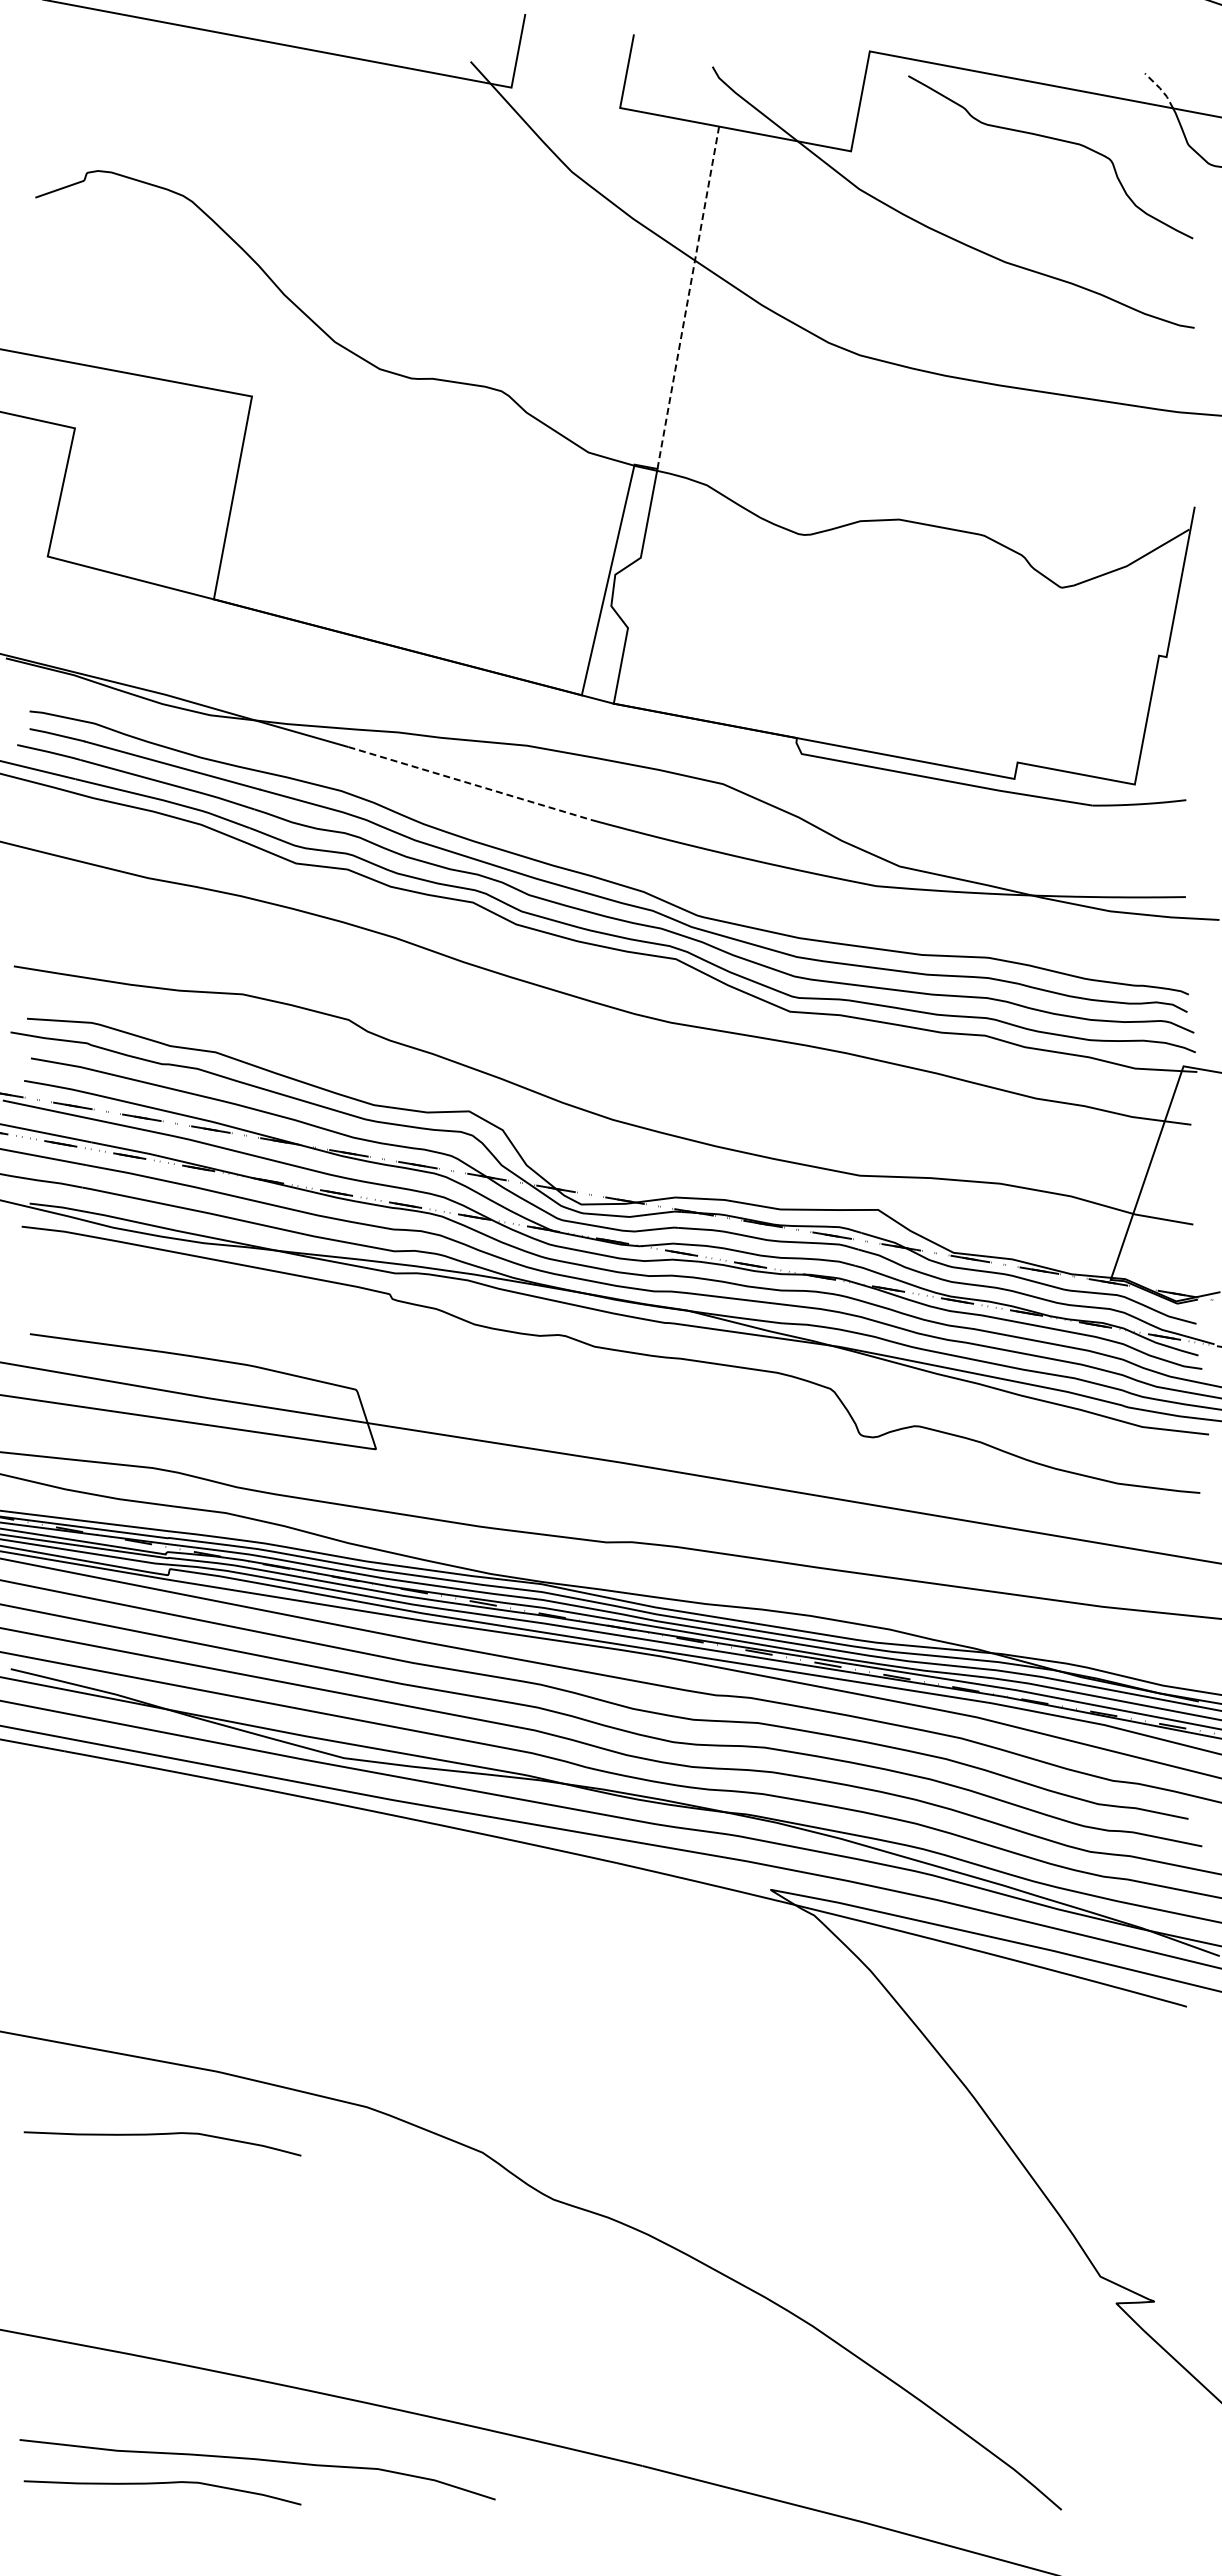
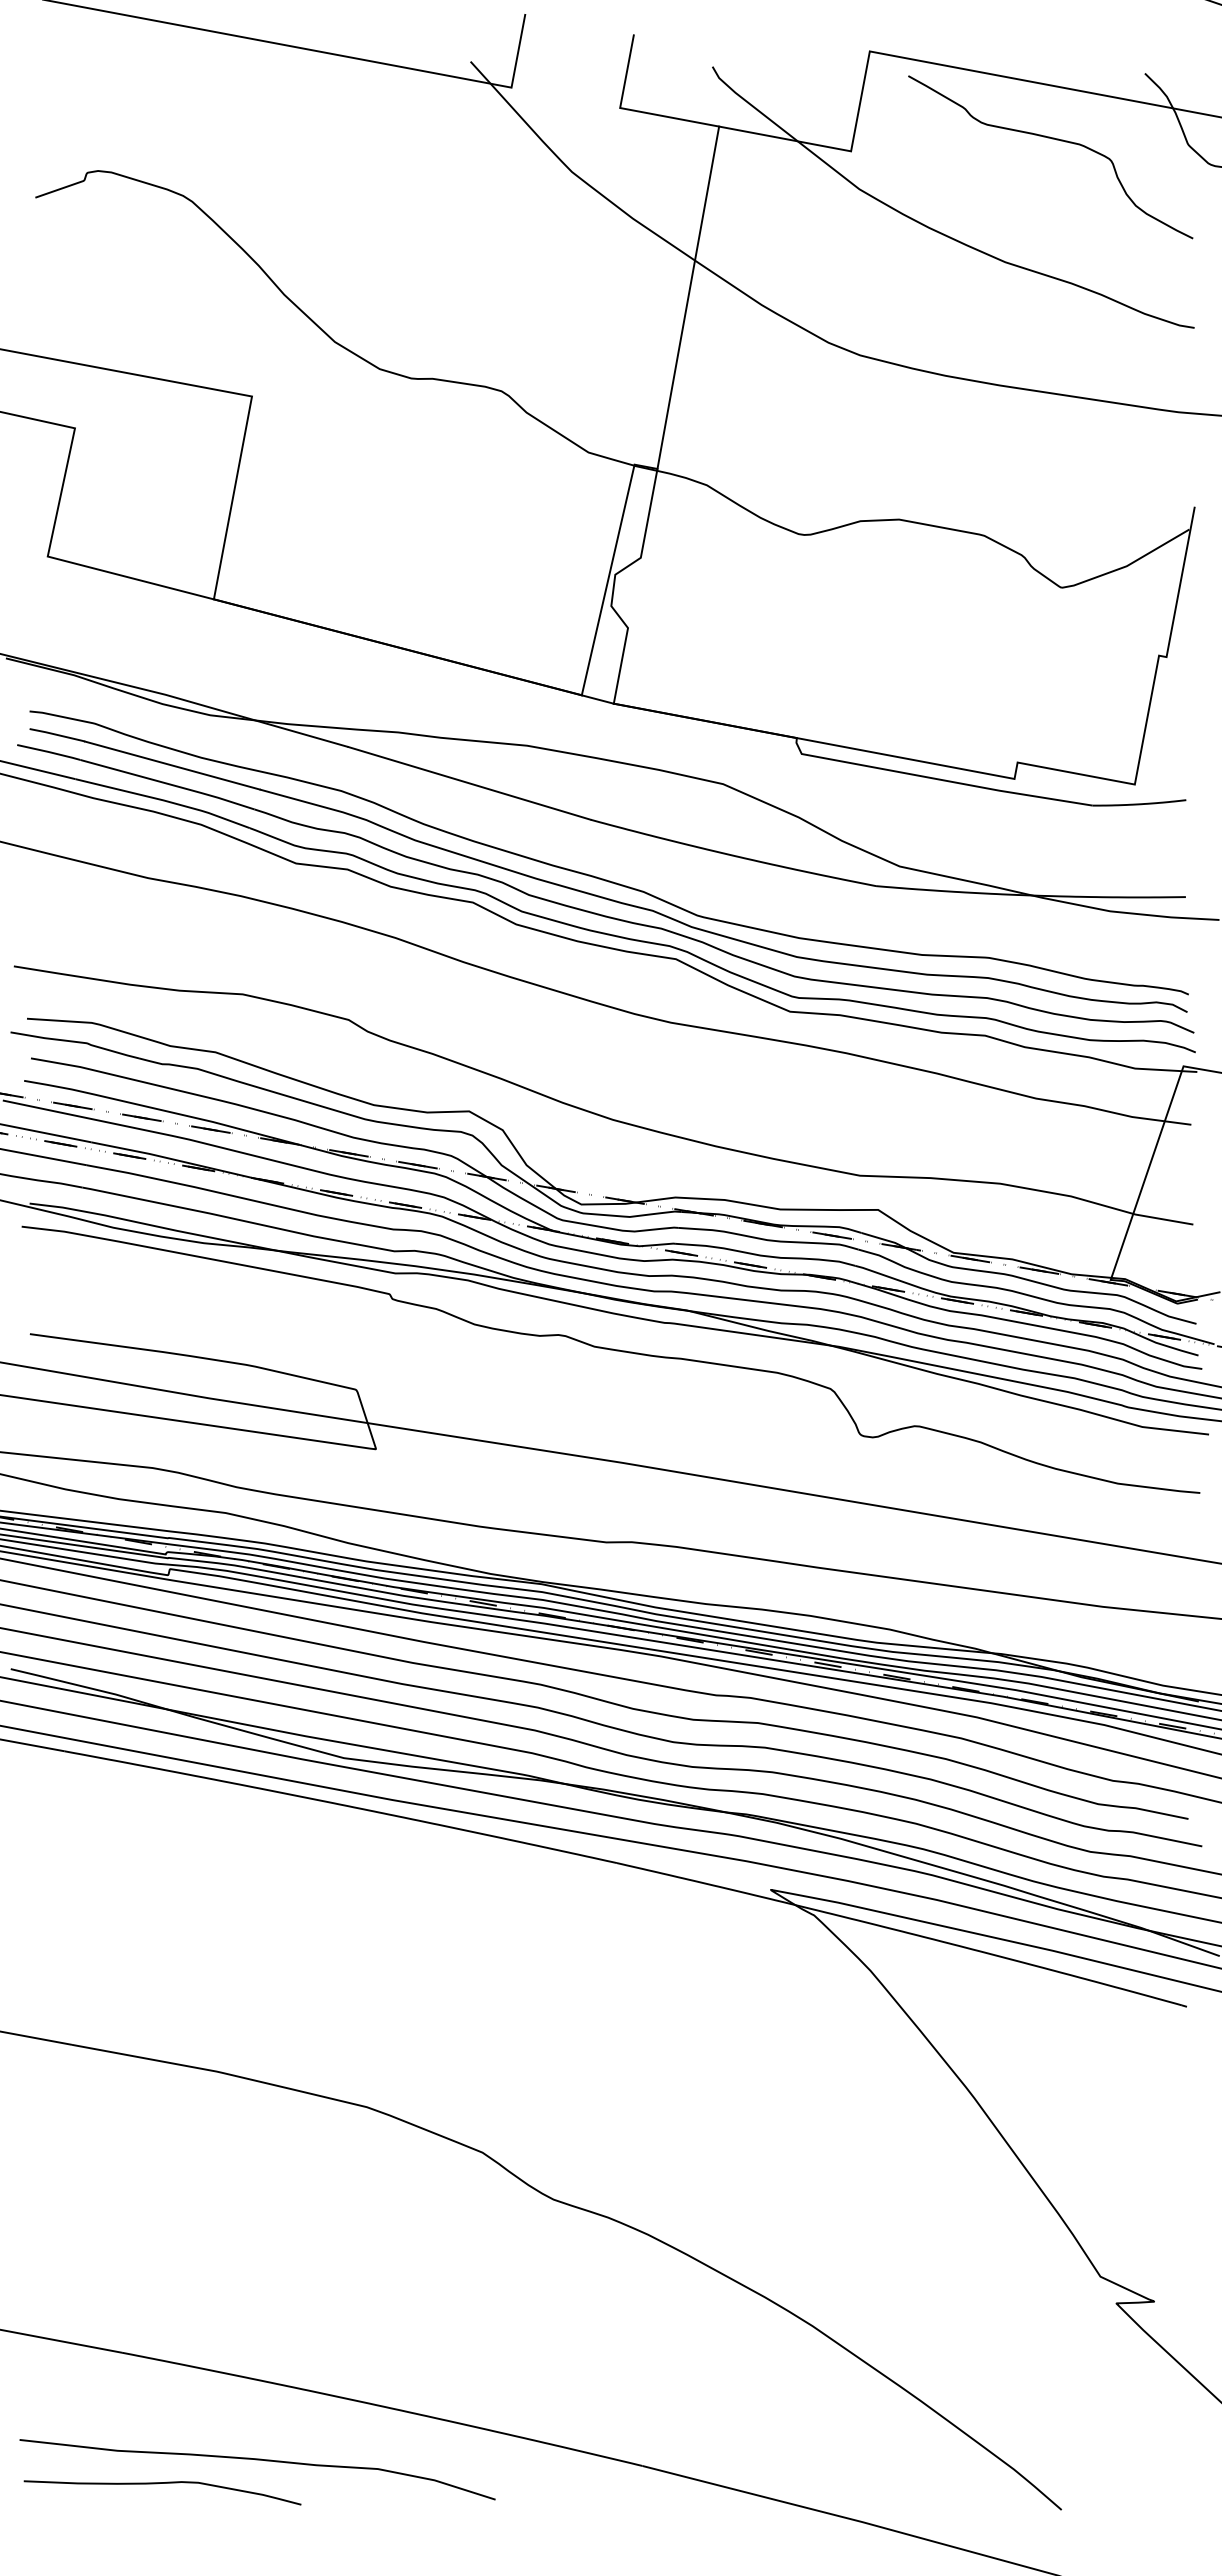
line: dashed -> solid (1161, 89)
line: dashed -> solid (688, 297)
line: dashed -> solid (469, 783)
curve: present -> none (162, 2134)
